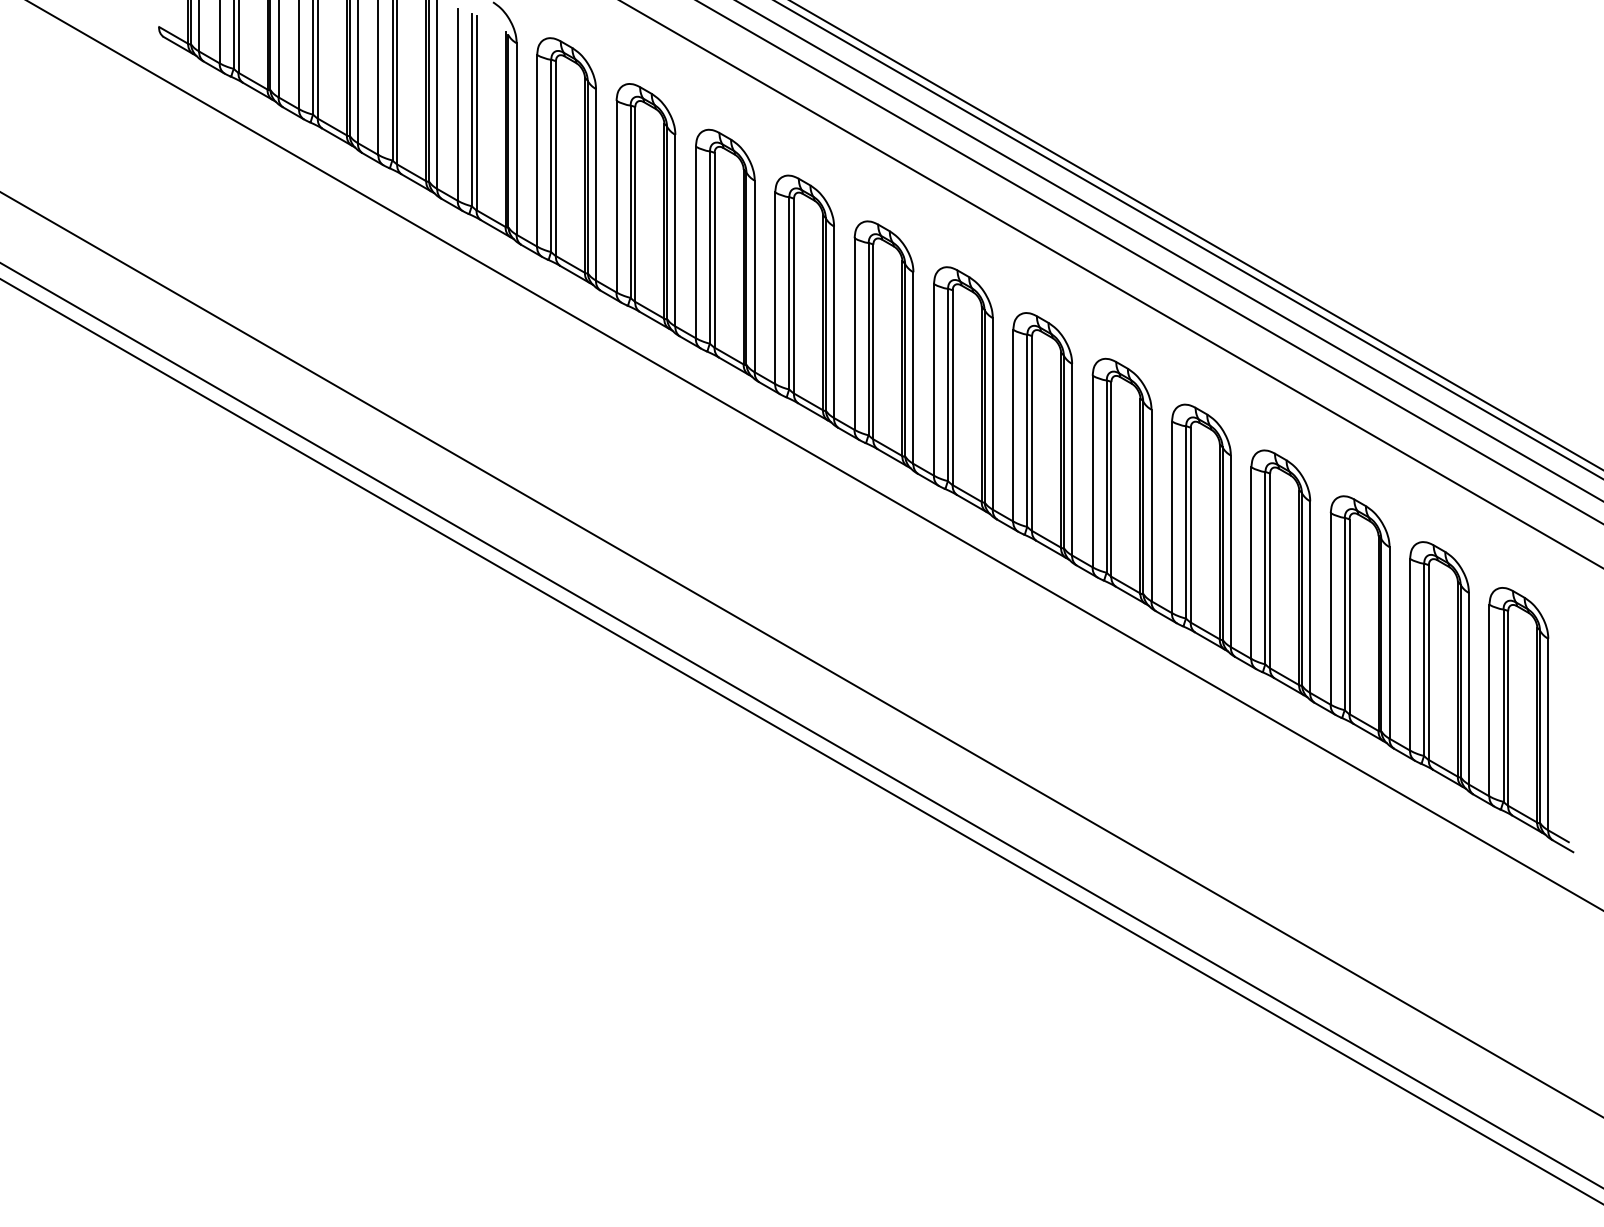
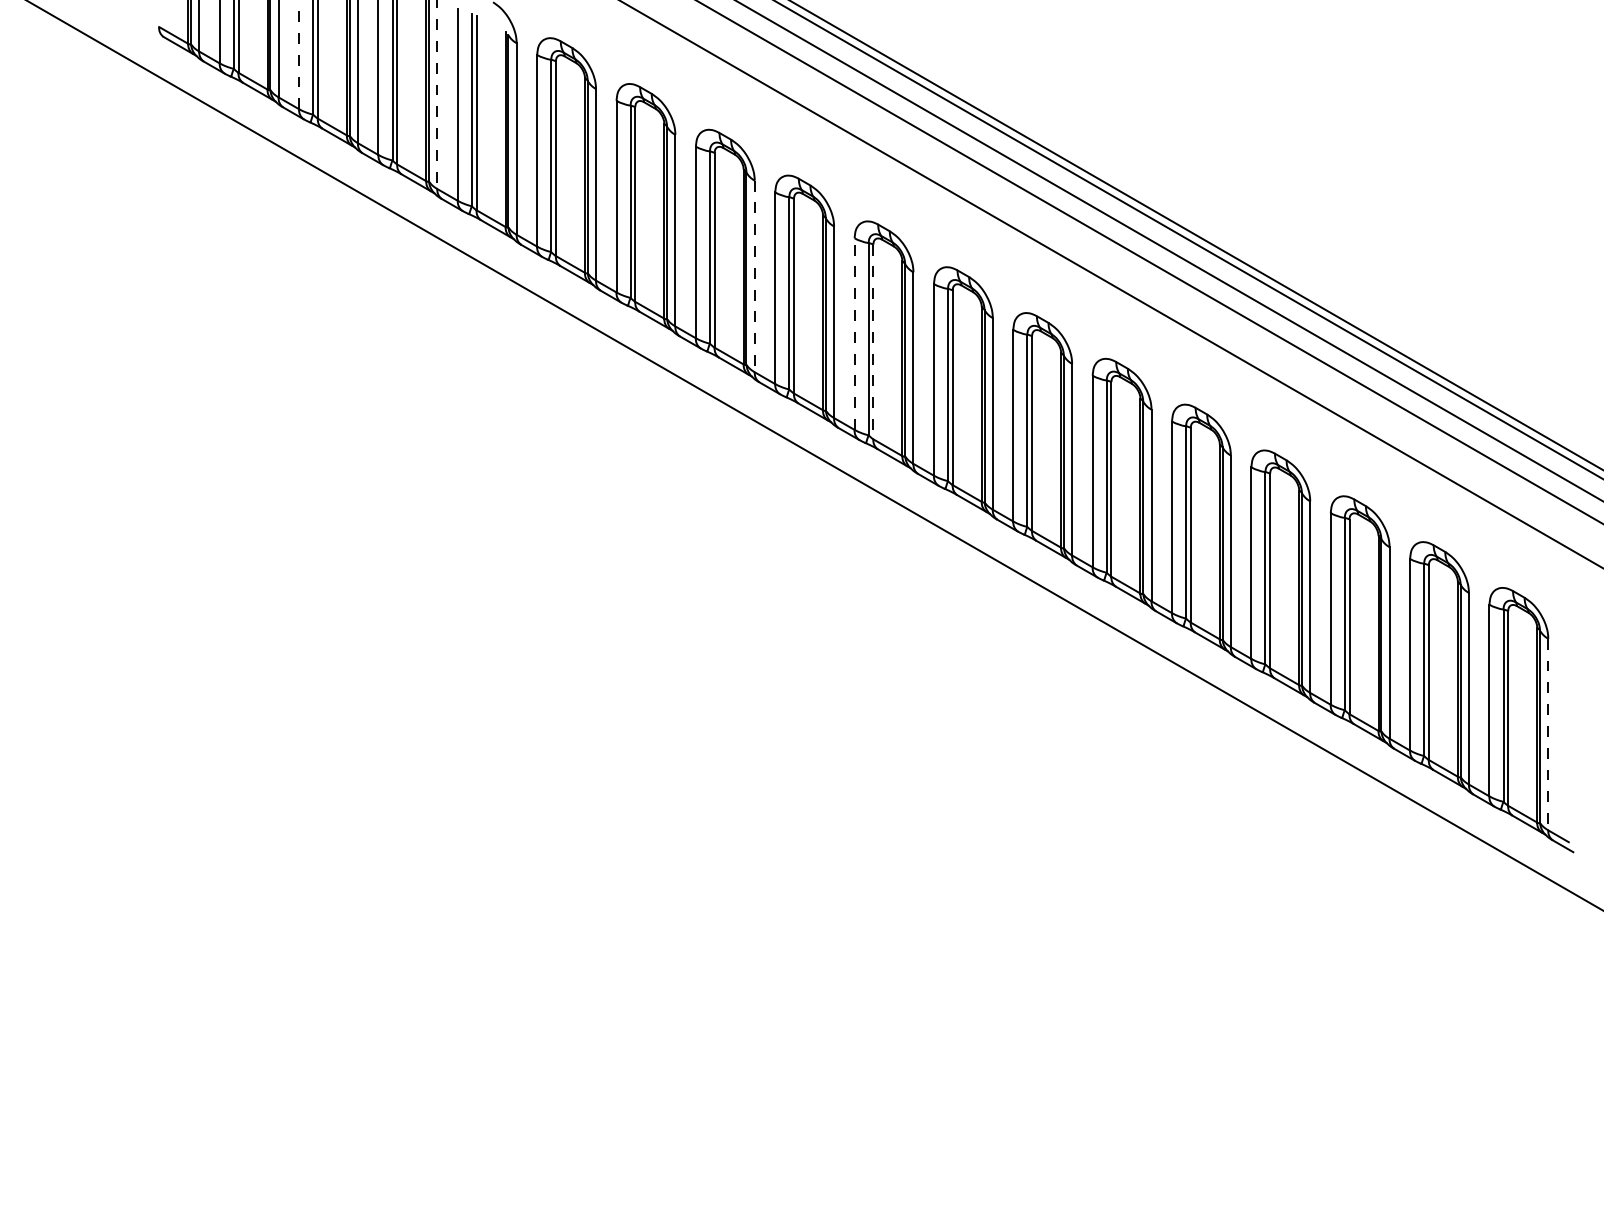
line: solid -> dashed (299, 54)
line: solid -> dashed (437, 95)
line: solid -> dashed (754, 276)
line: solid -> dashed (854, 334)
line: solid -> dashed (873, 342)
line: present -> none (801, 654)
line: present -> none (801, 724)
line: solid -> dashed (1548, 734)
line: present -> none (801, 741)
